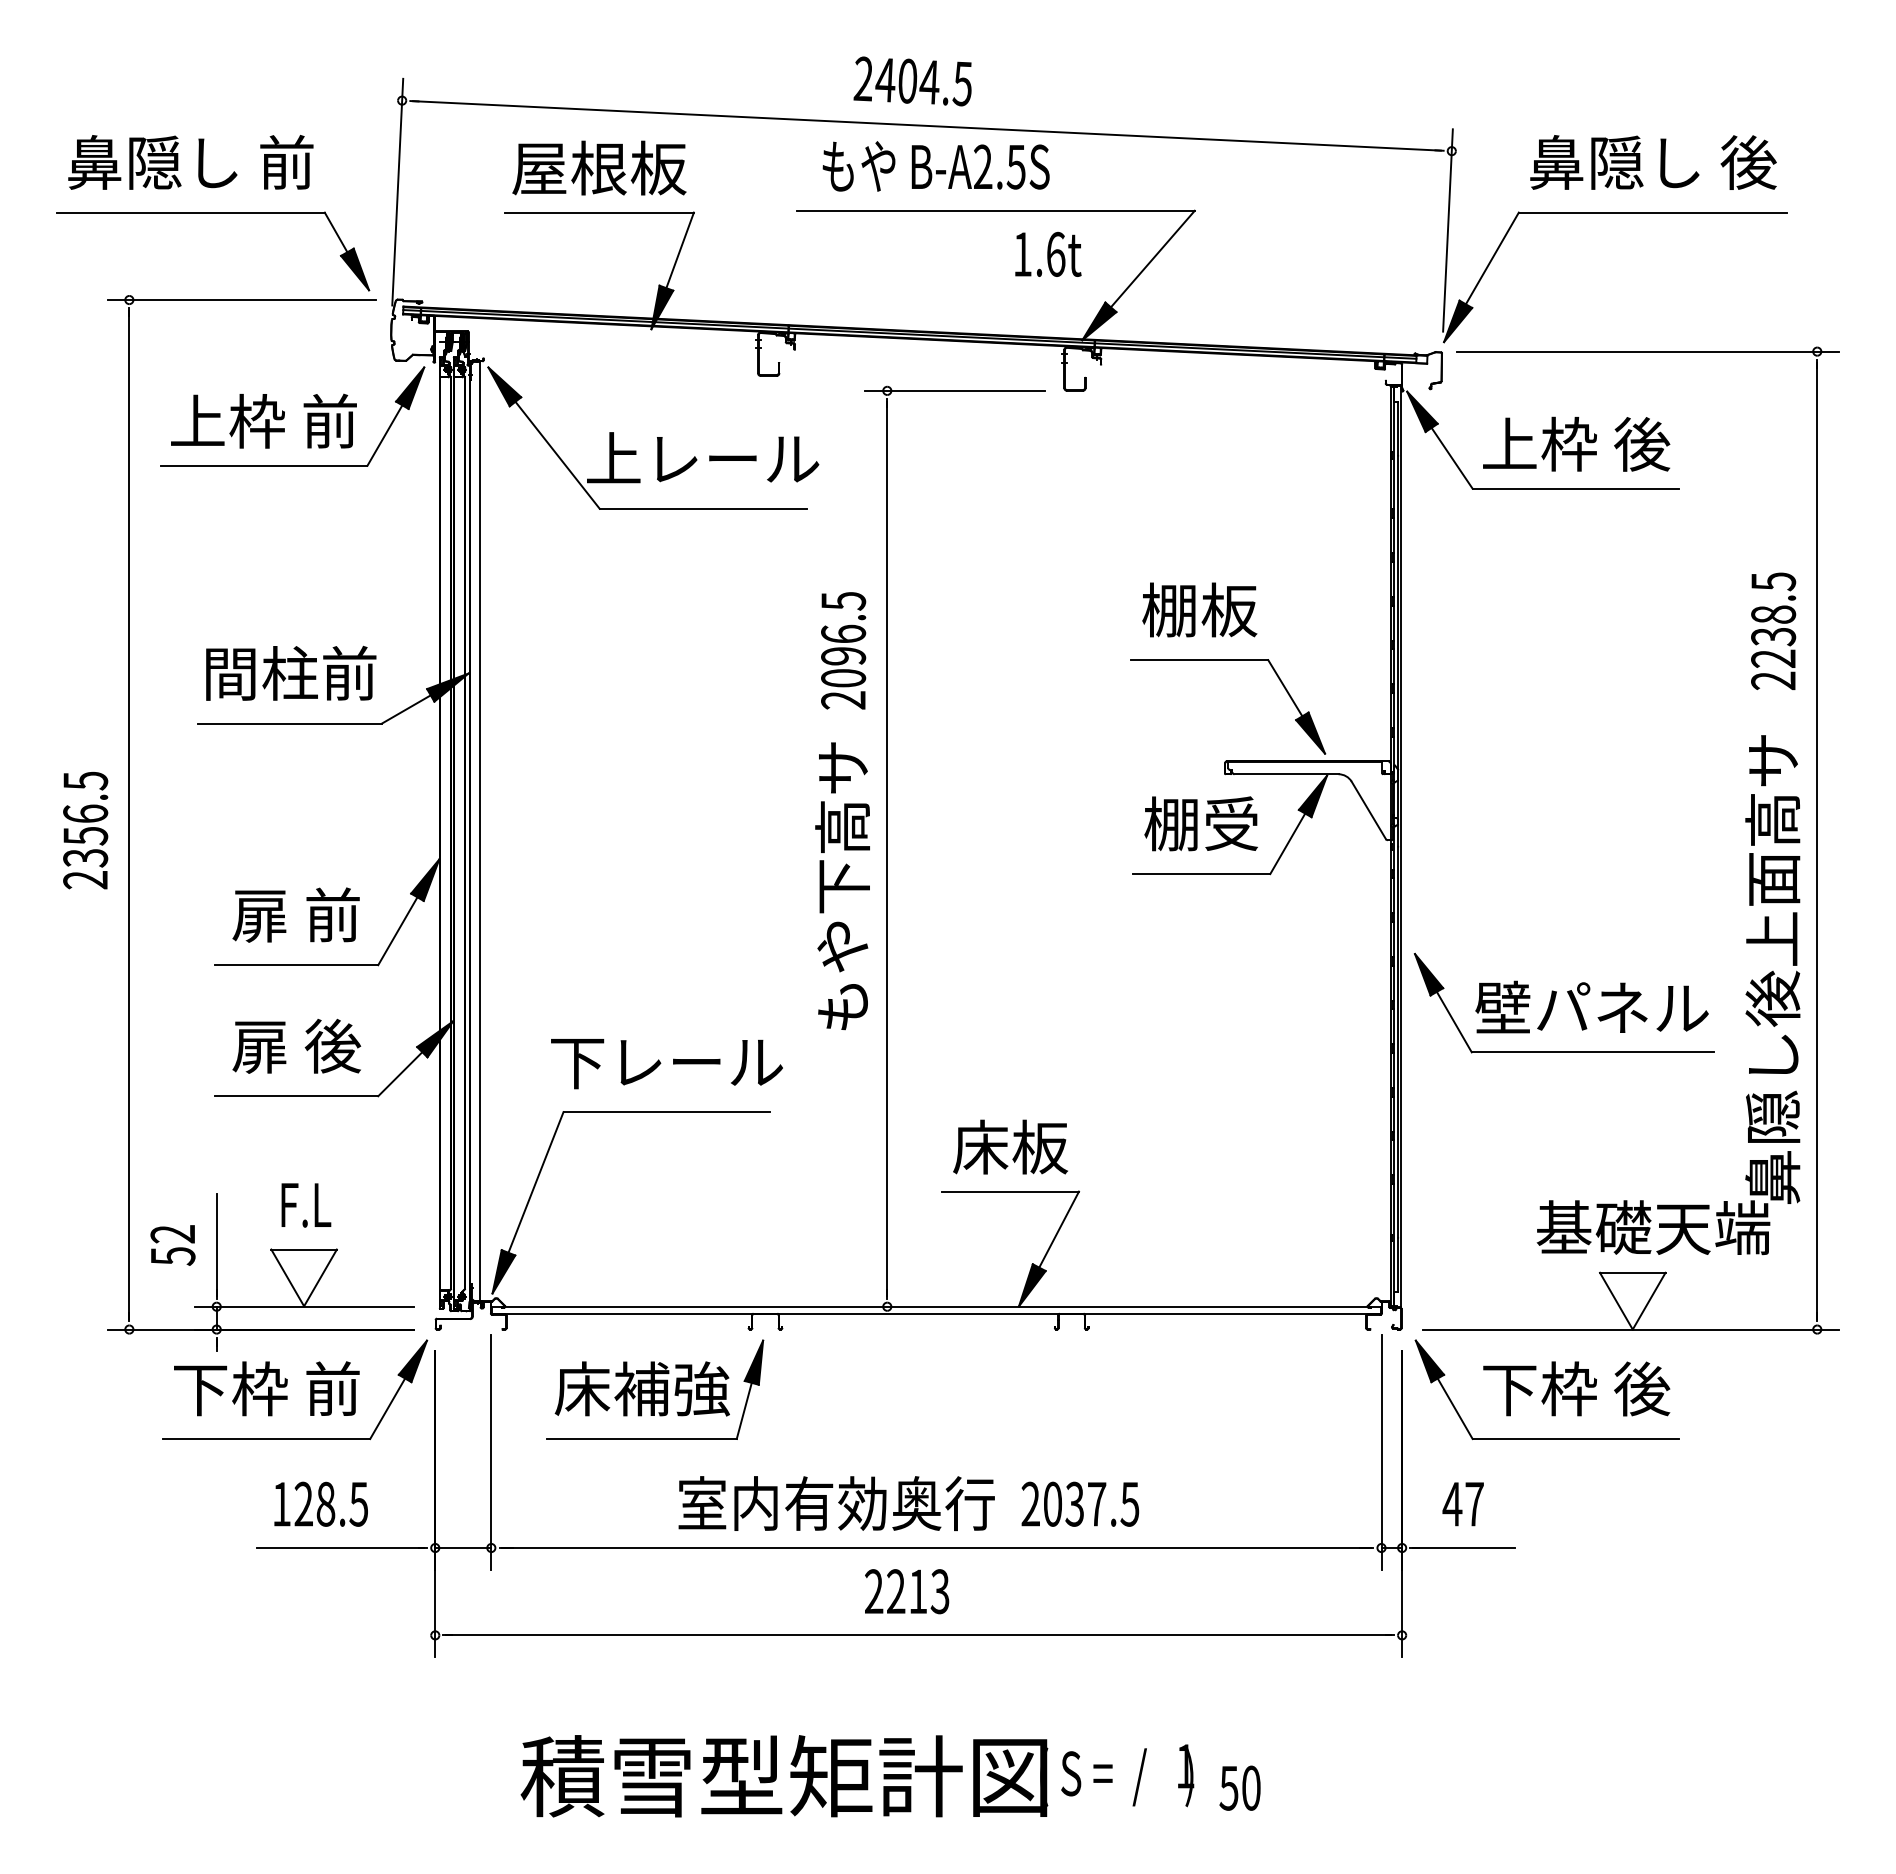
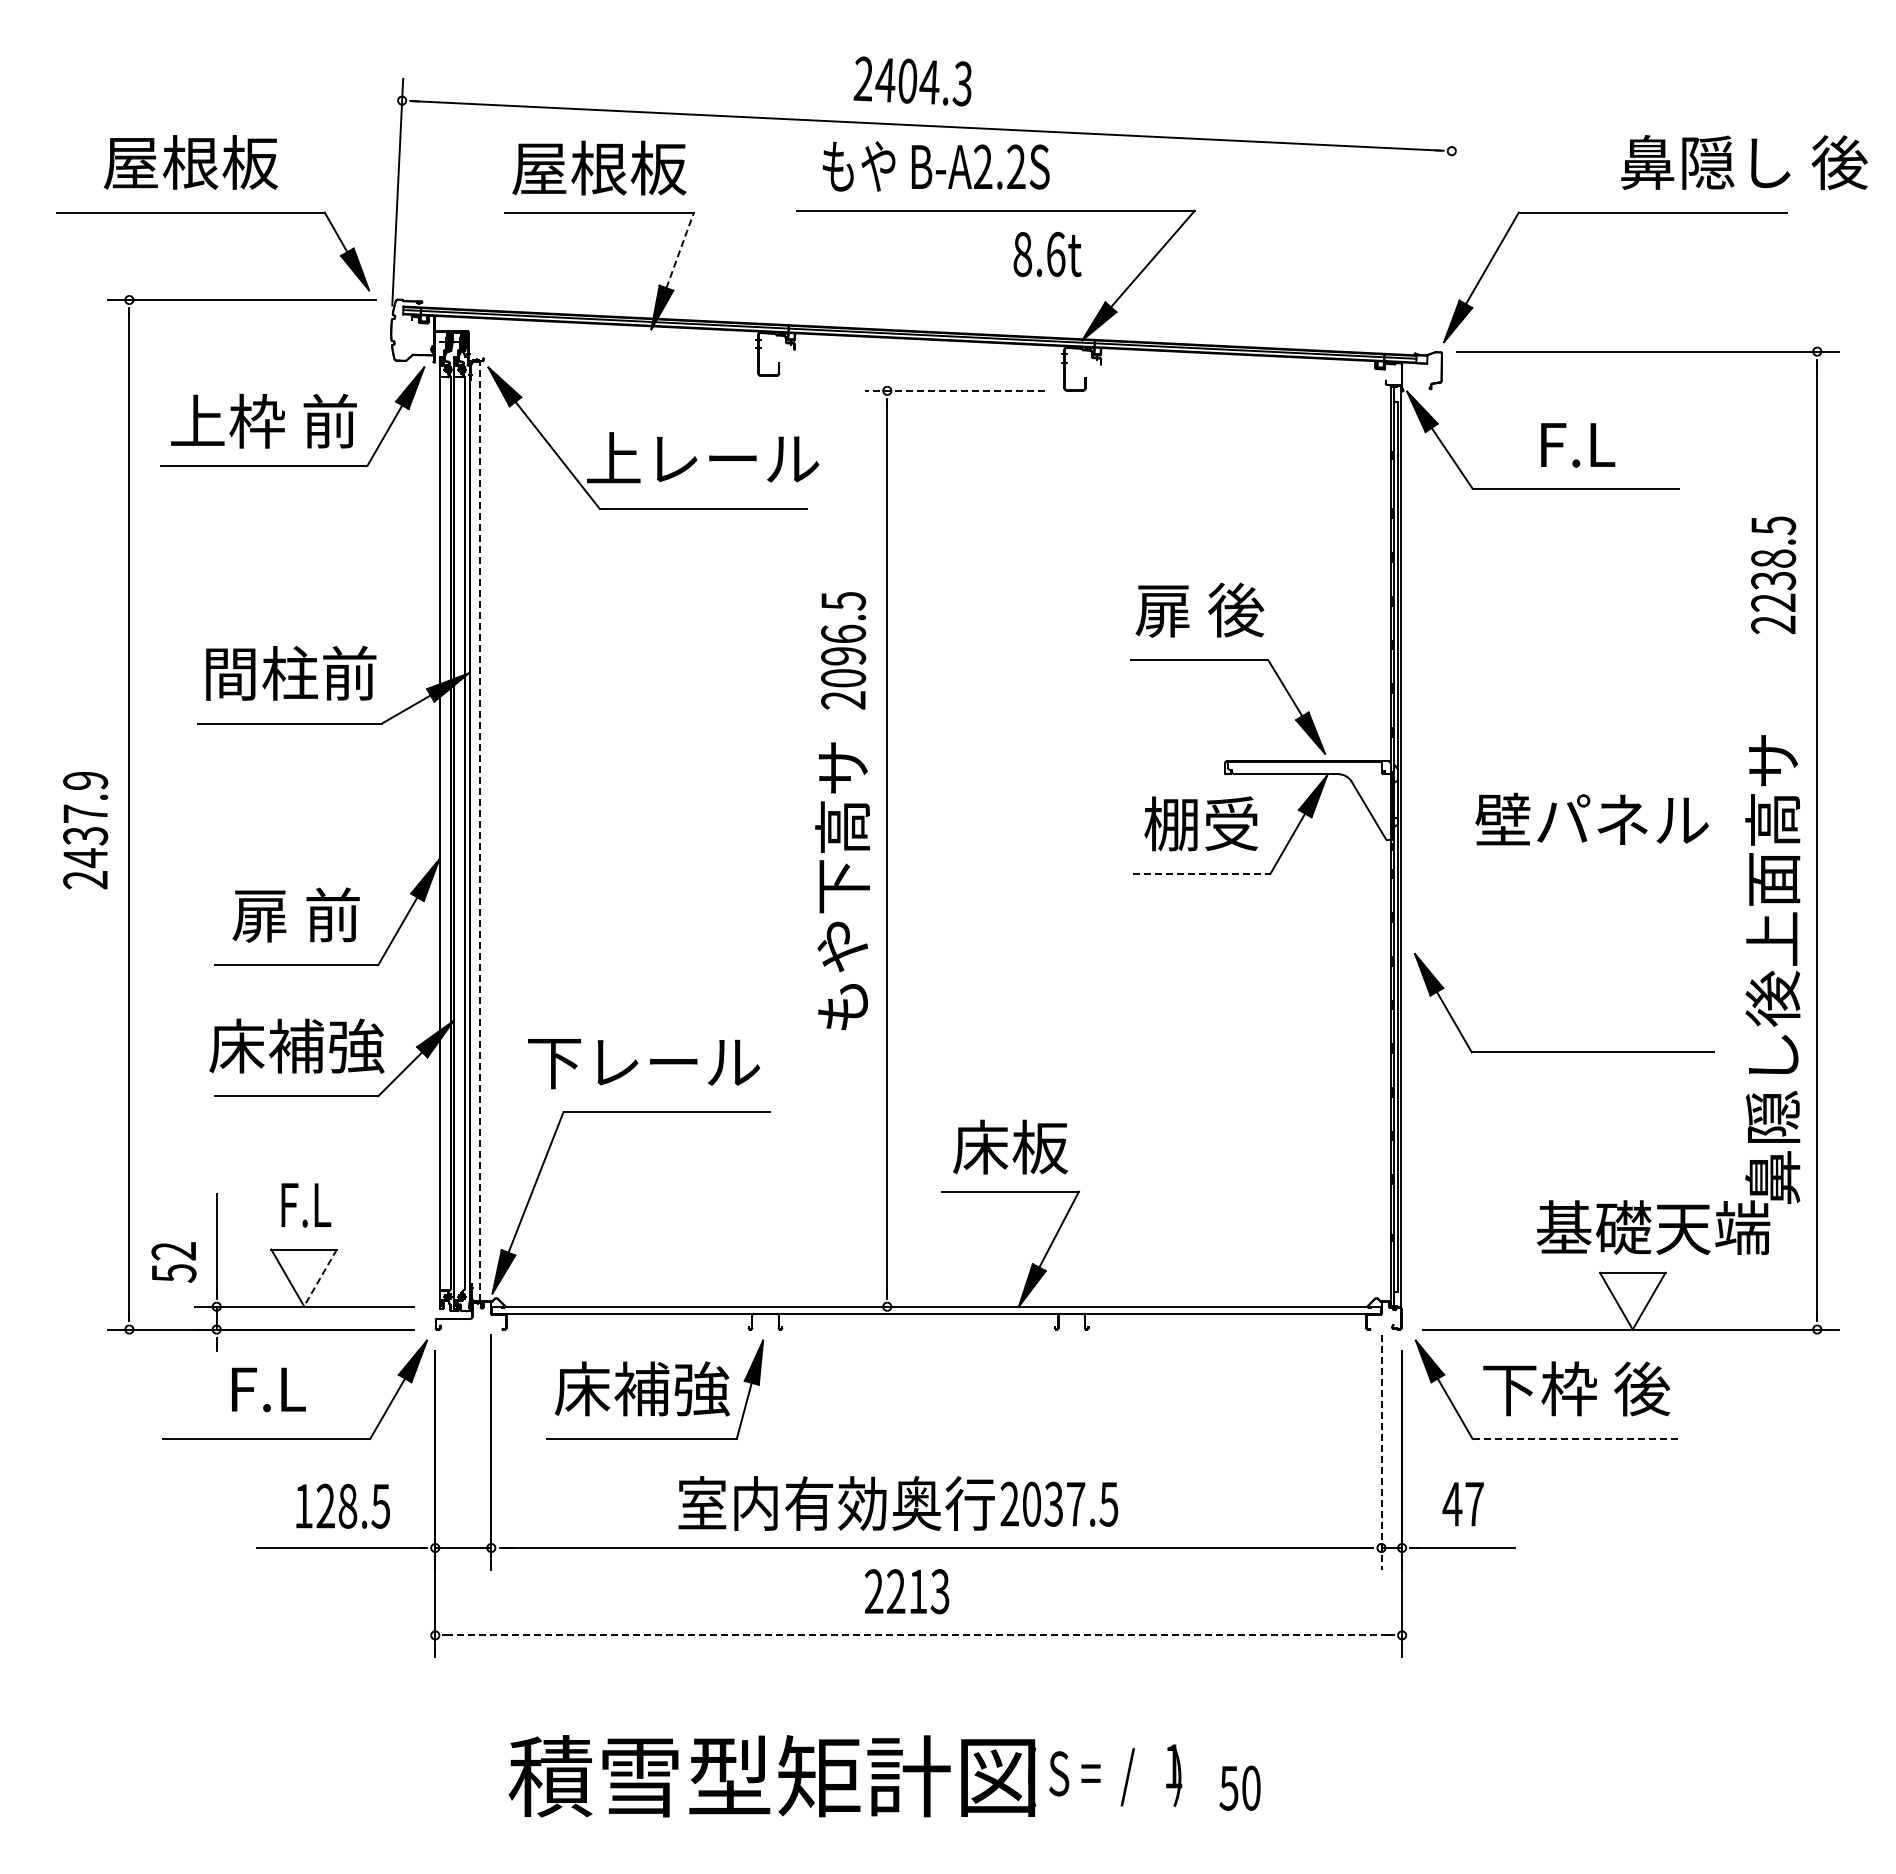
text: 2404.5 -> 2404.3 (961, 83)
text: 鼻隠し 前 -> 屋根板 (190, 161)
text position: (1653, 162) -> (1744, 162) (1744, 162)
text: B-A2.5S -> B-A2.2S (1015, 166)
line: present -> none (1447, 230)
line: solid -> dashed (680, 249)
text: 1.6t -> 8.6t (1022, 254)
line: solid -> dashed (954, 390)
text: 上枠 後 -> F.L (1576, 443)
text: 棚板 -> 扉 後 (1199, 609)
text position: (1773, 630) -> (1773, 574) (1773, 574)
text: 2356.5 -> 2437.9 (85, 819)
line: solid -> dashed (480, 831)
line: solid -> dashed (1202, 874)
text position: (1591, 1006) -> (1591, 818) (1591, 818)
text: 扉 後 -> 床補強 (296, 1045)
text position: (666, 1064) -> (643, 1064) (643, 1064)
text position: (172, 1245) -> (173, 1262) (173, 1262)
line: solid -> dashed (320, 1277)
text: 下枠 前 -> F.L (266, 1388)
line: solid -> dashed (1576, 1439)
line: solid -> dashed (1381, 1453)
text position: (320, 1503) -> (342, 1505) (342, 1505)
text position: (1080, 1503) -> (1059, 1503) (1059, 1503)
line: solid -> dashed (918, 1635)
text position: (857, 1776) -> (845, 1776) (845, 1776)
